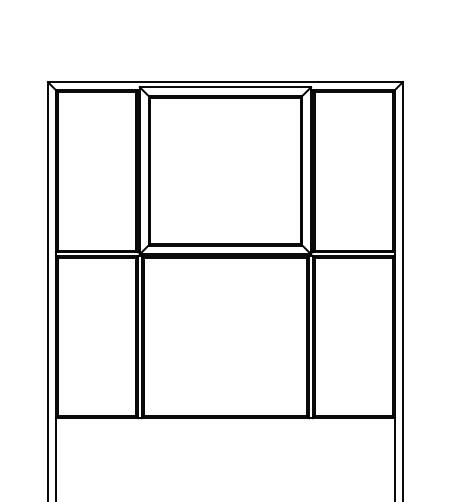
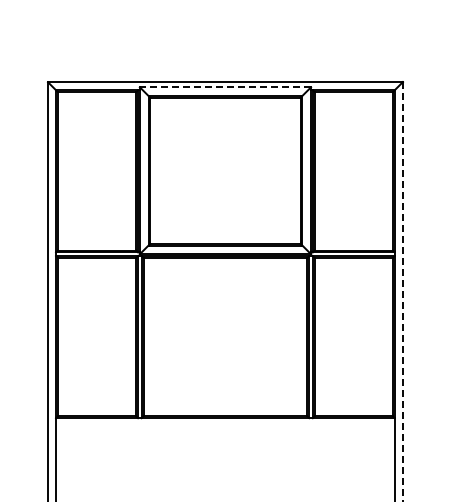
line: solid -> dashed (225, 87)
line: solid -> dashed (402, 291)
